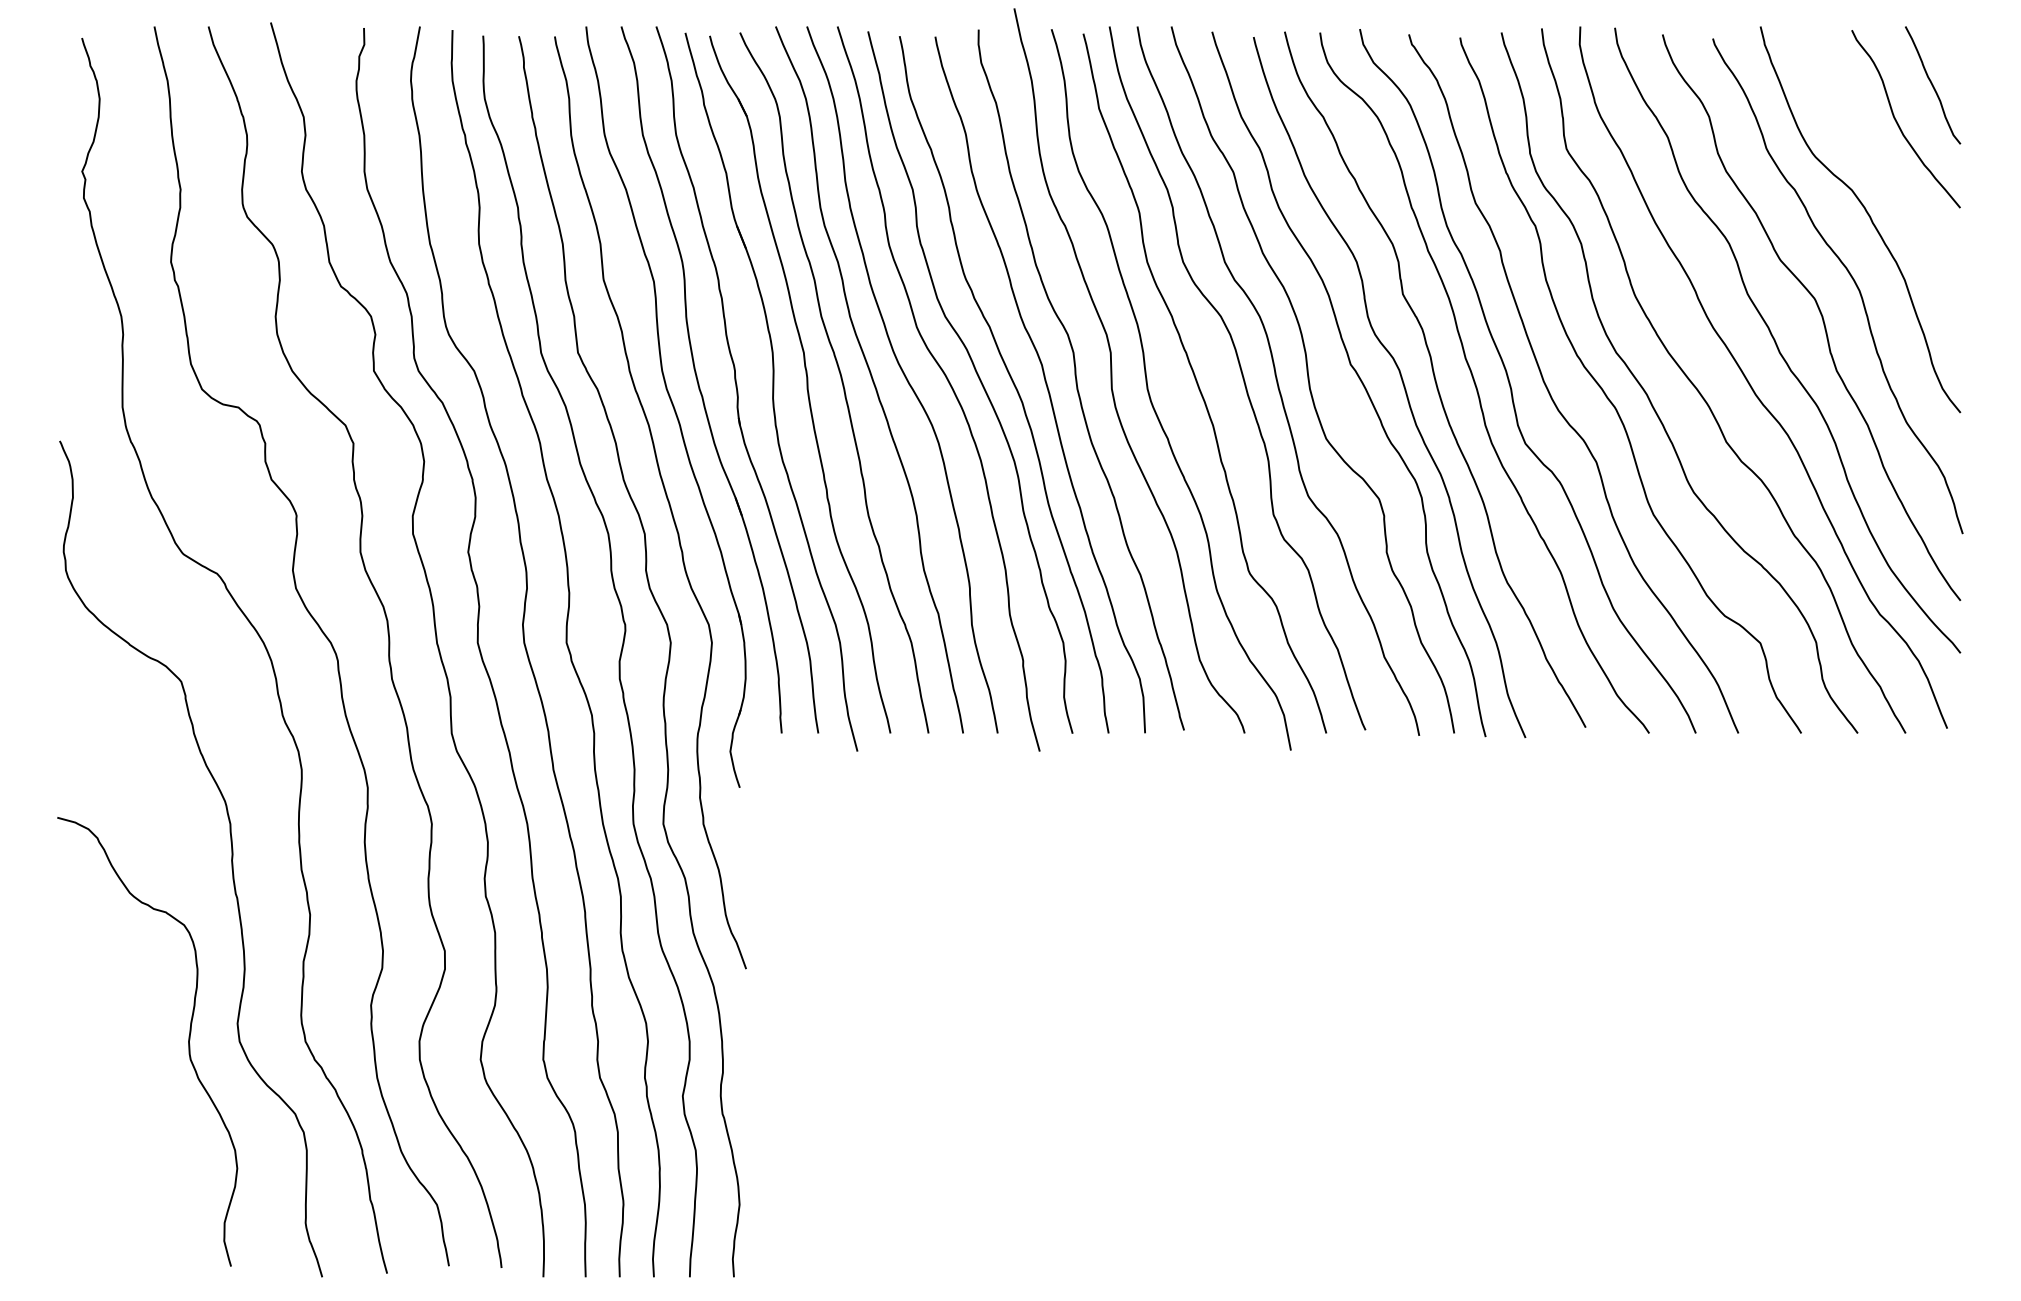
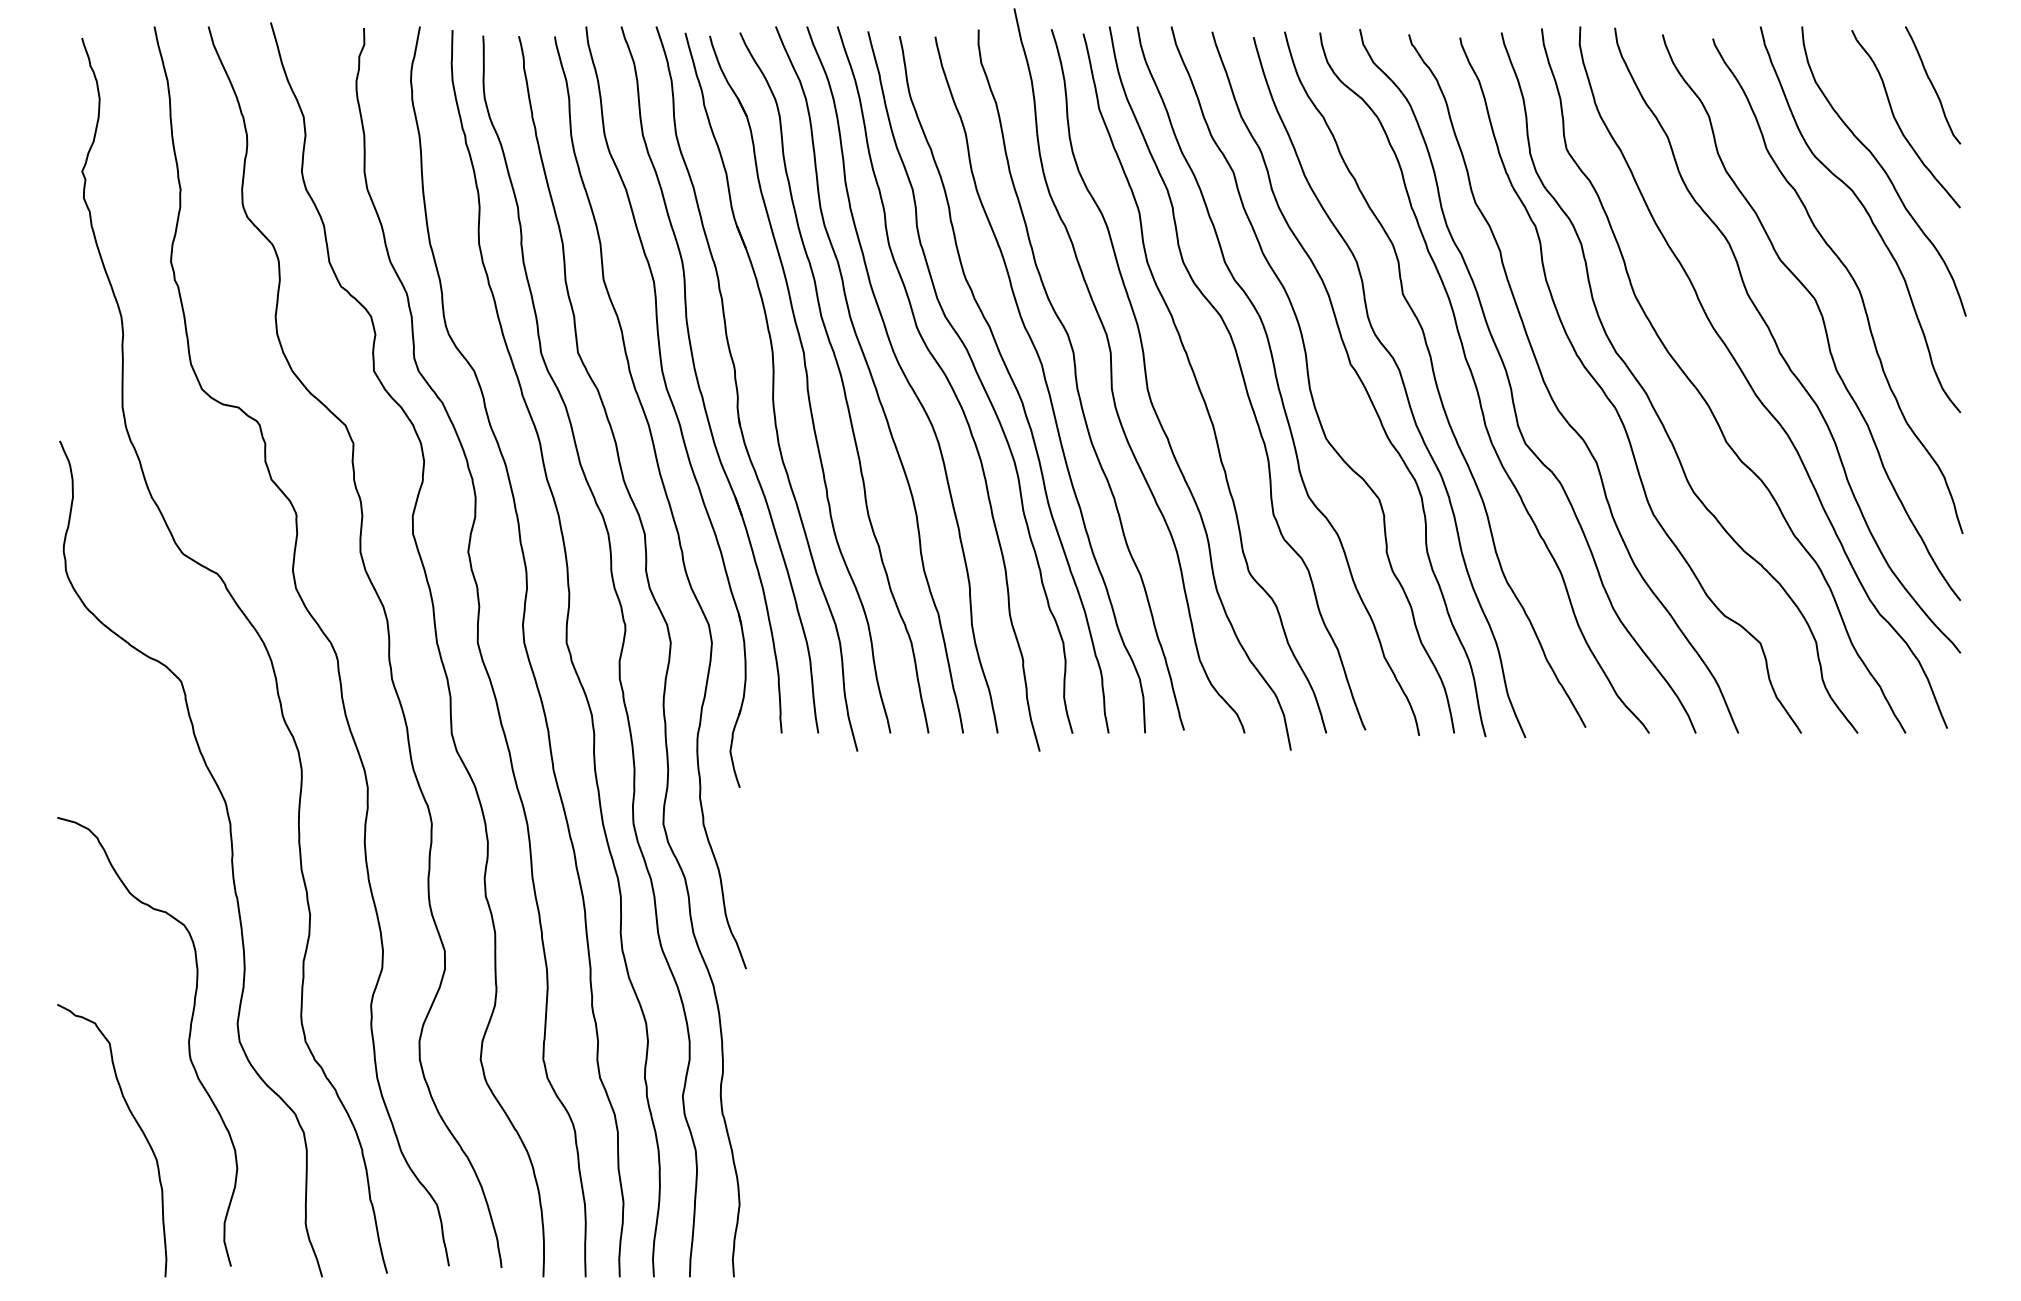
curve: none -> present (1883, 171)
curve: none -> present (137, 1125)
